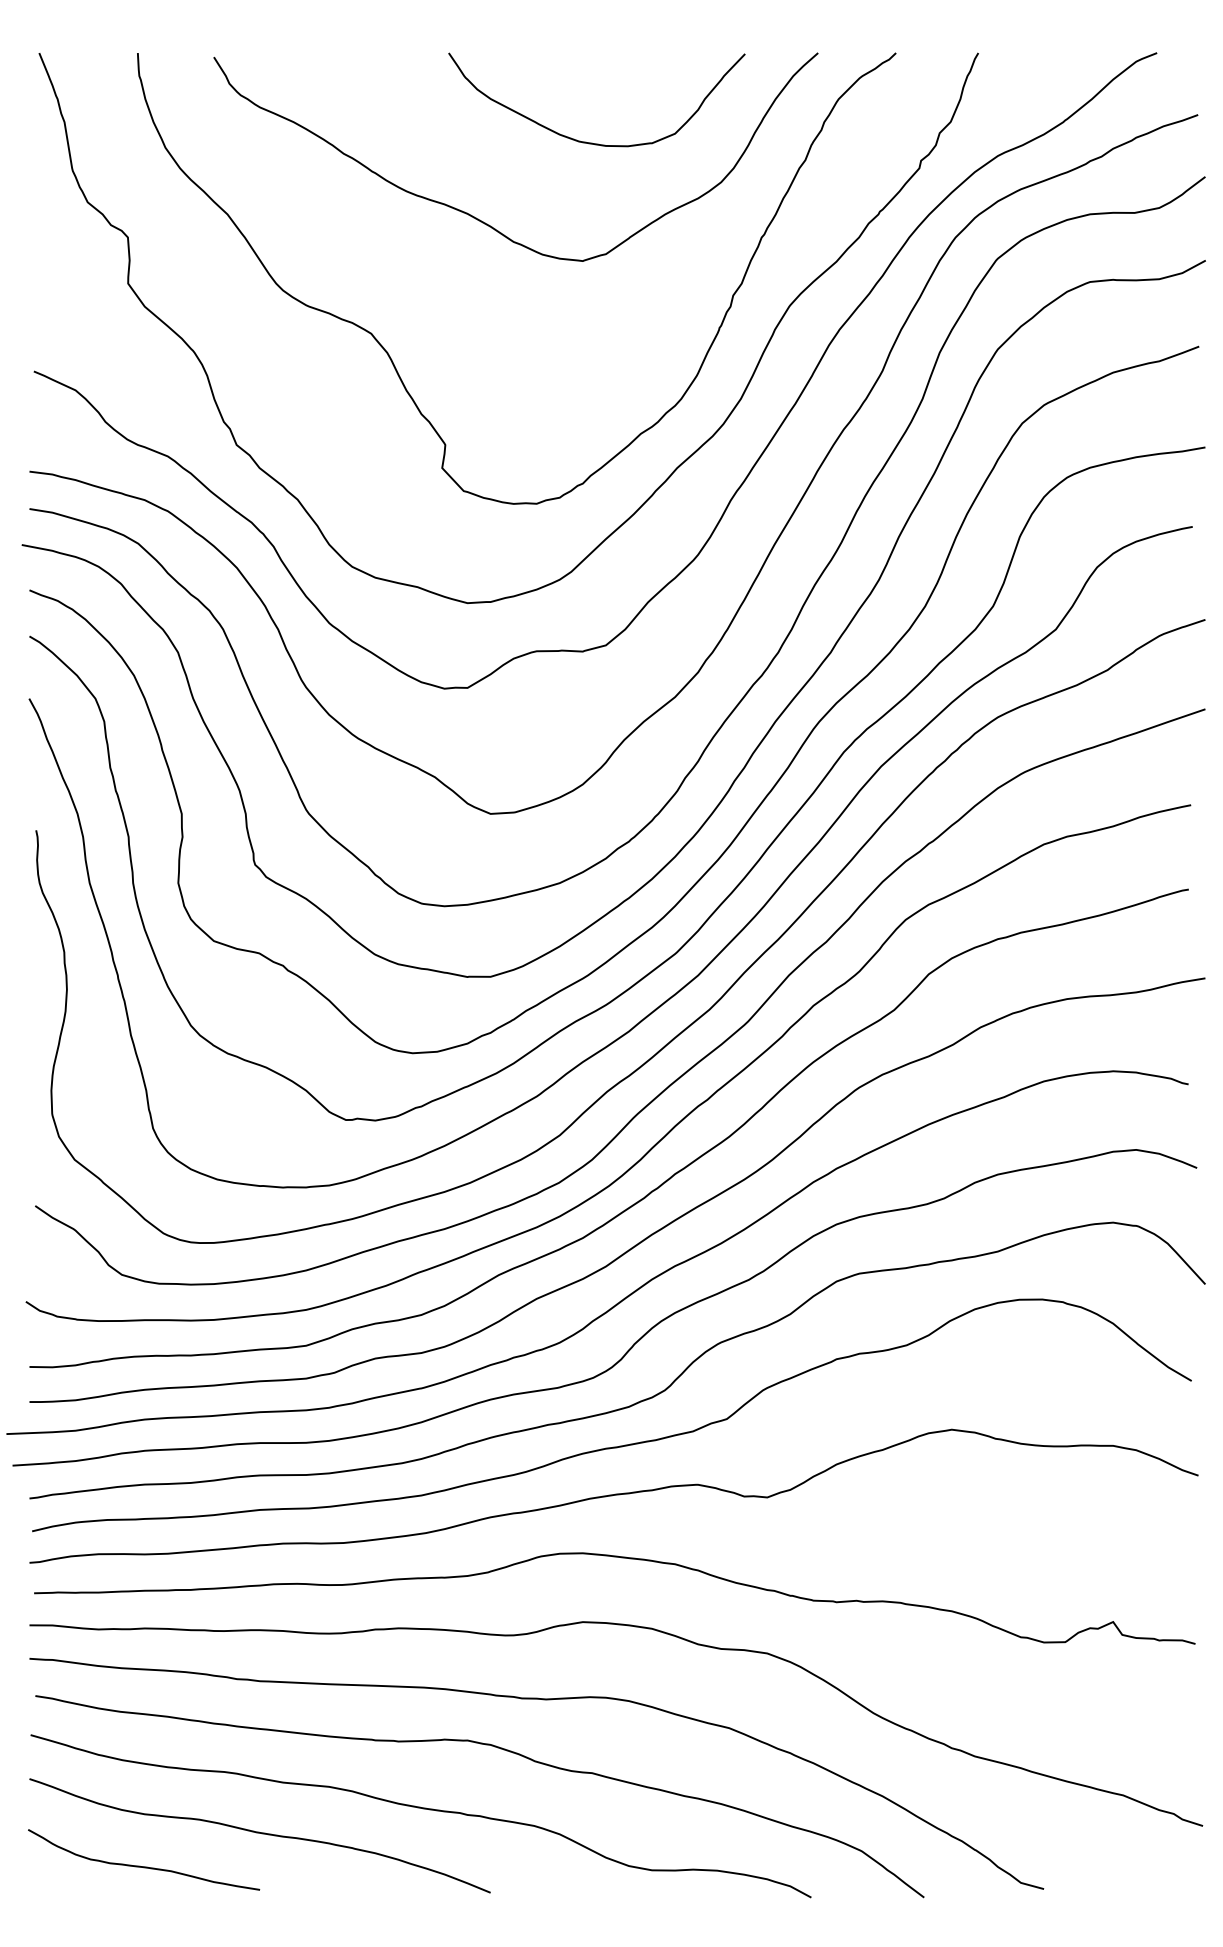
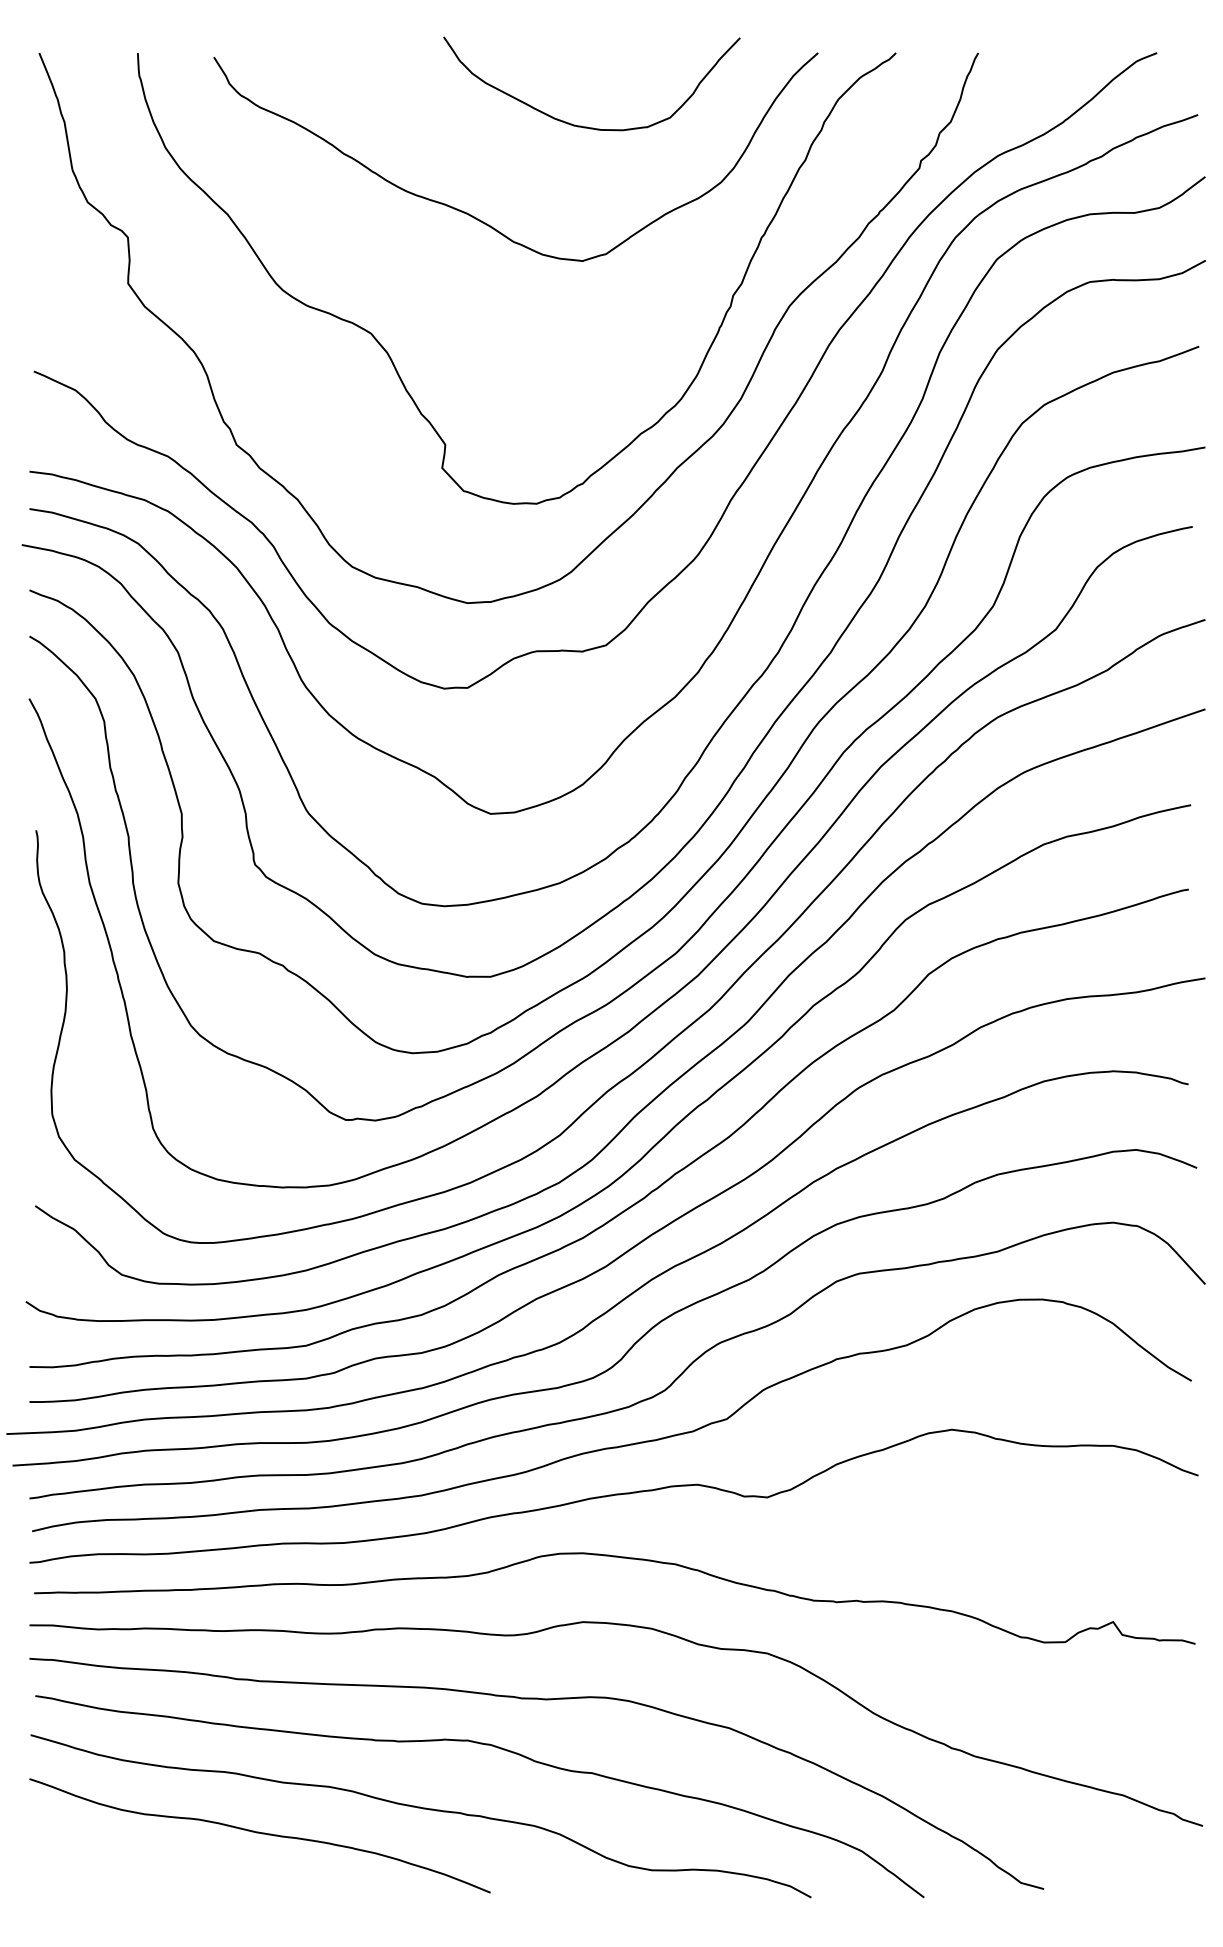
curve position: (586, 141) -> (581, 125) (581, 125)
curve: present -> none (144, 1866)
